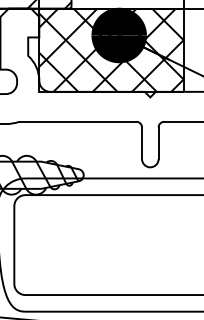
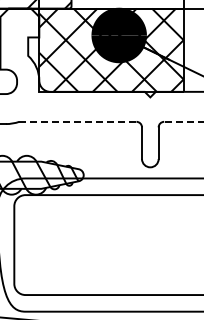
line: solid -> dashed (77, 121)
line: solid -> dashed (183, 121)
